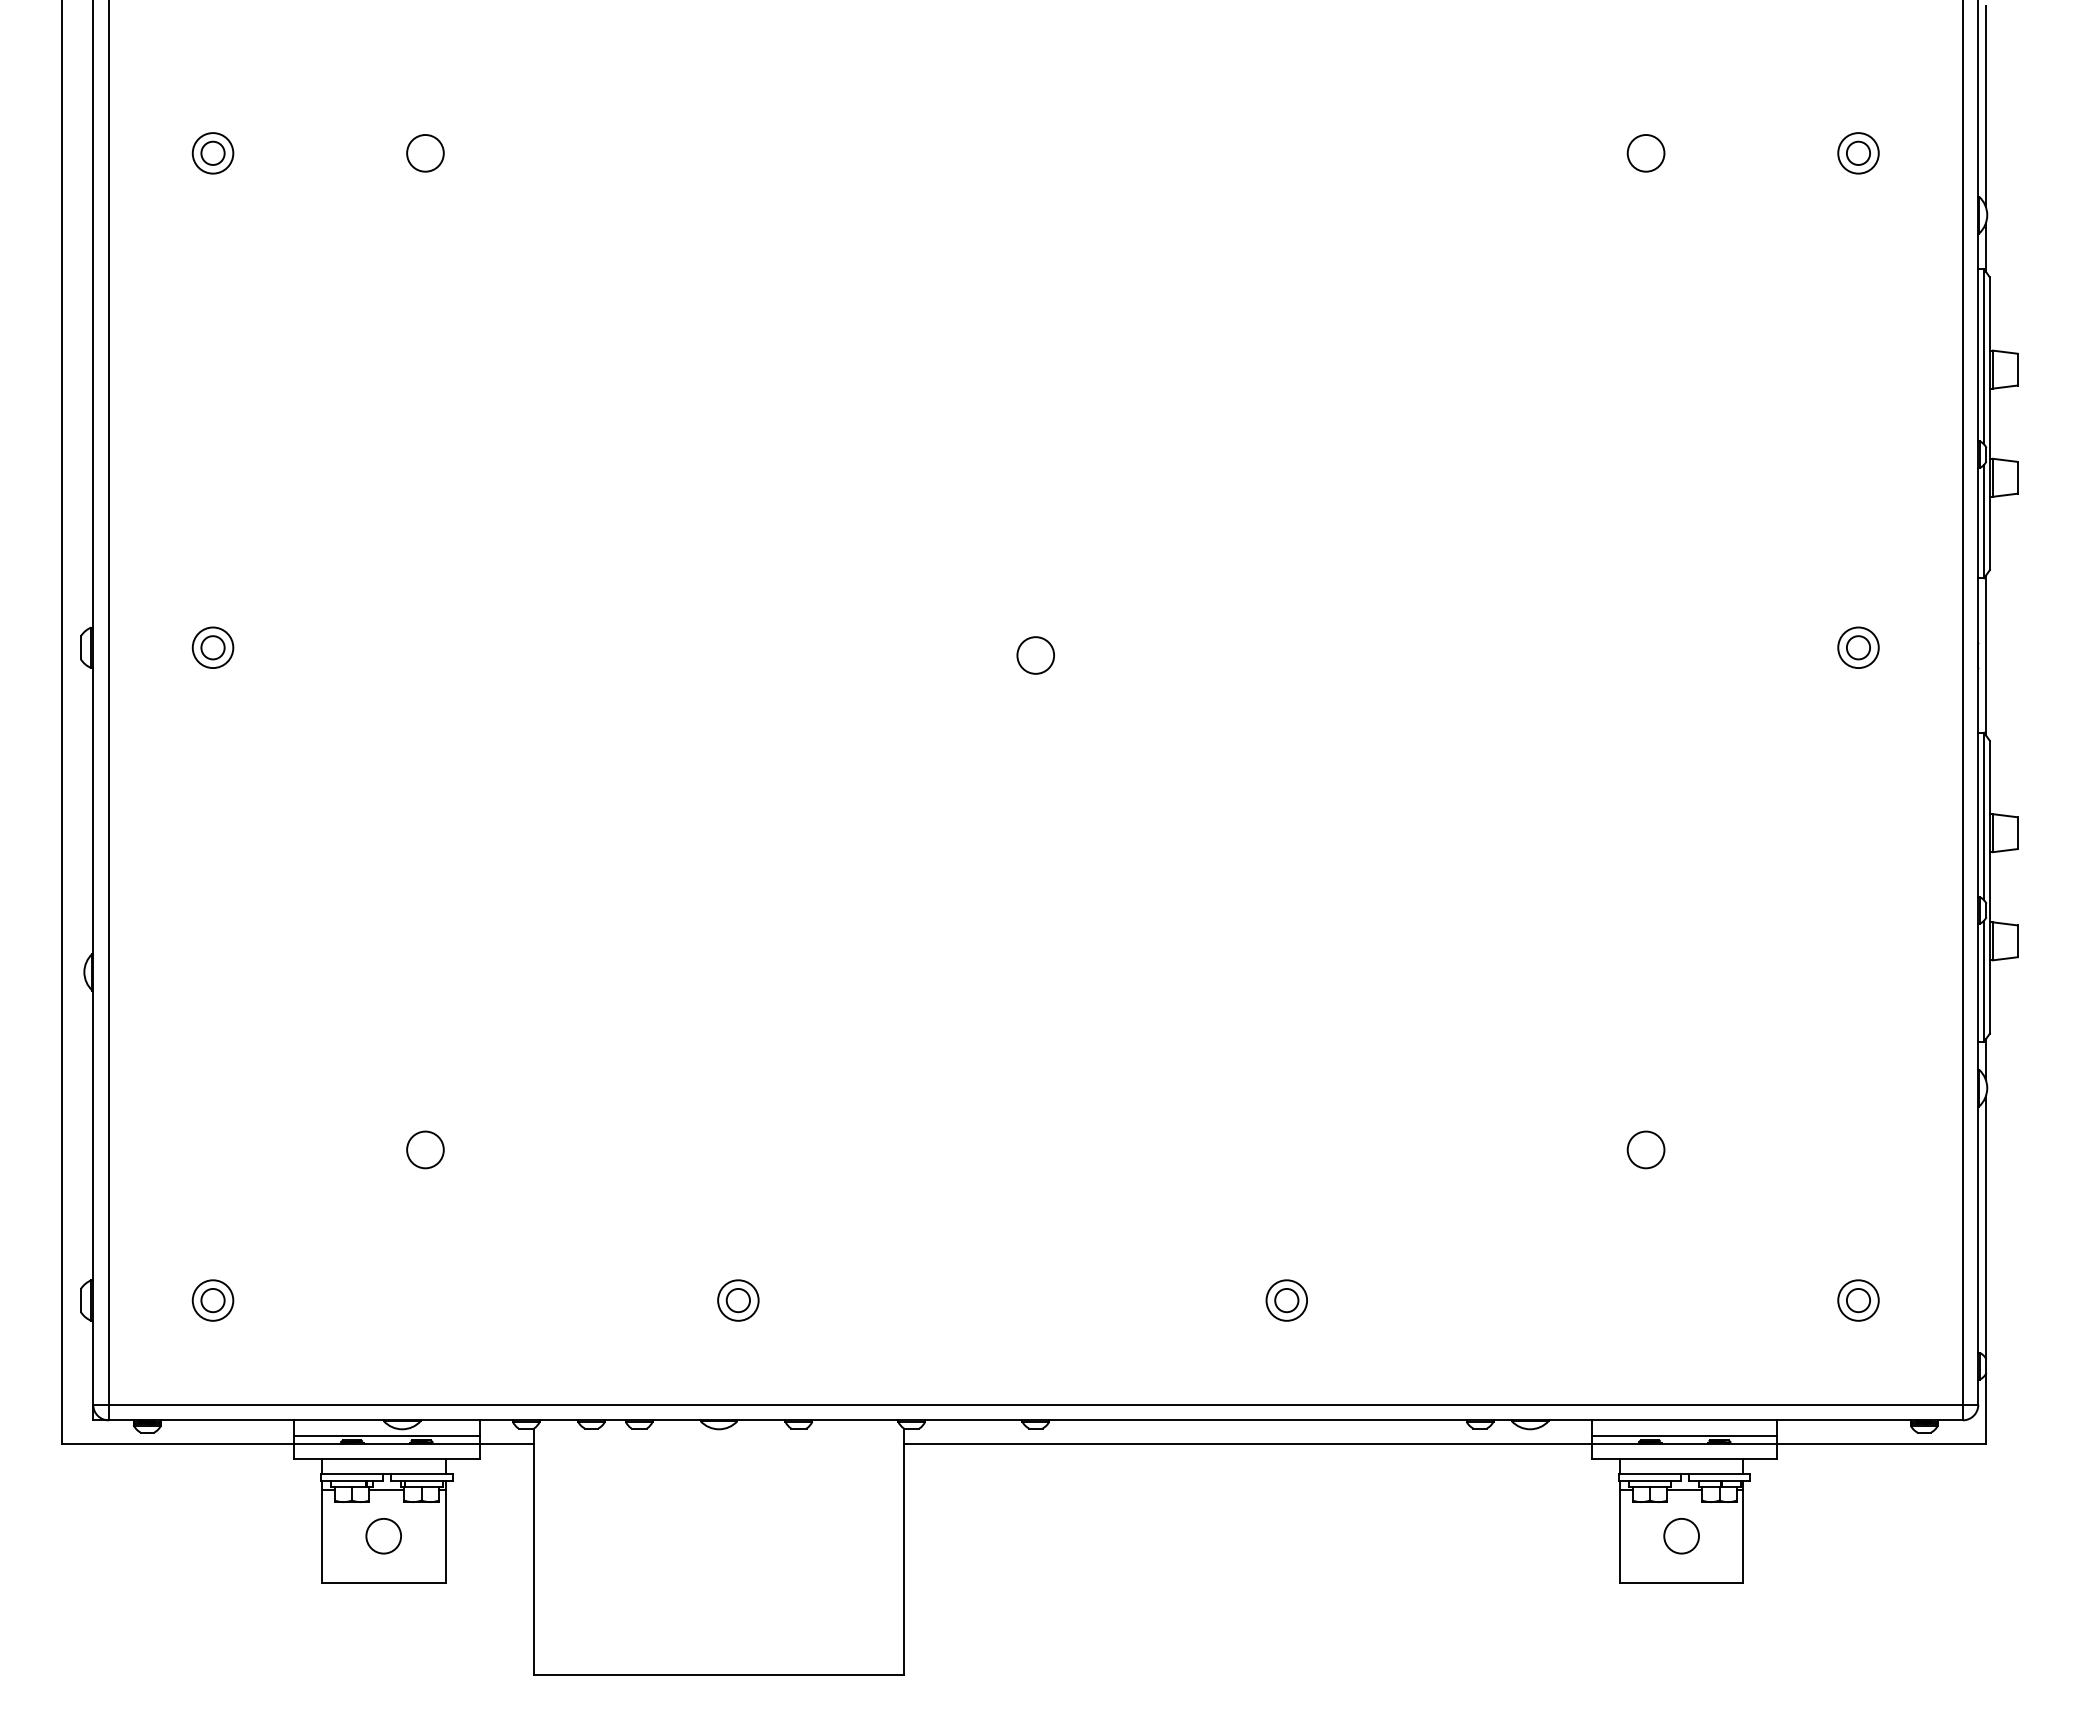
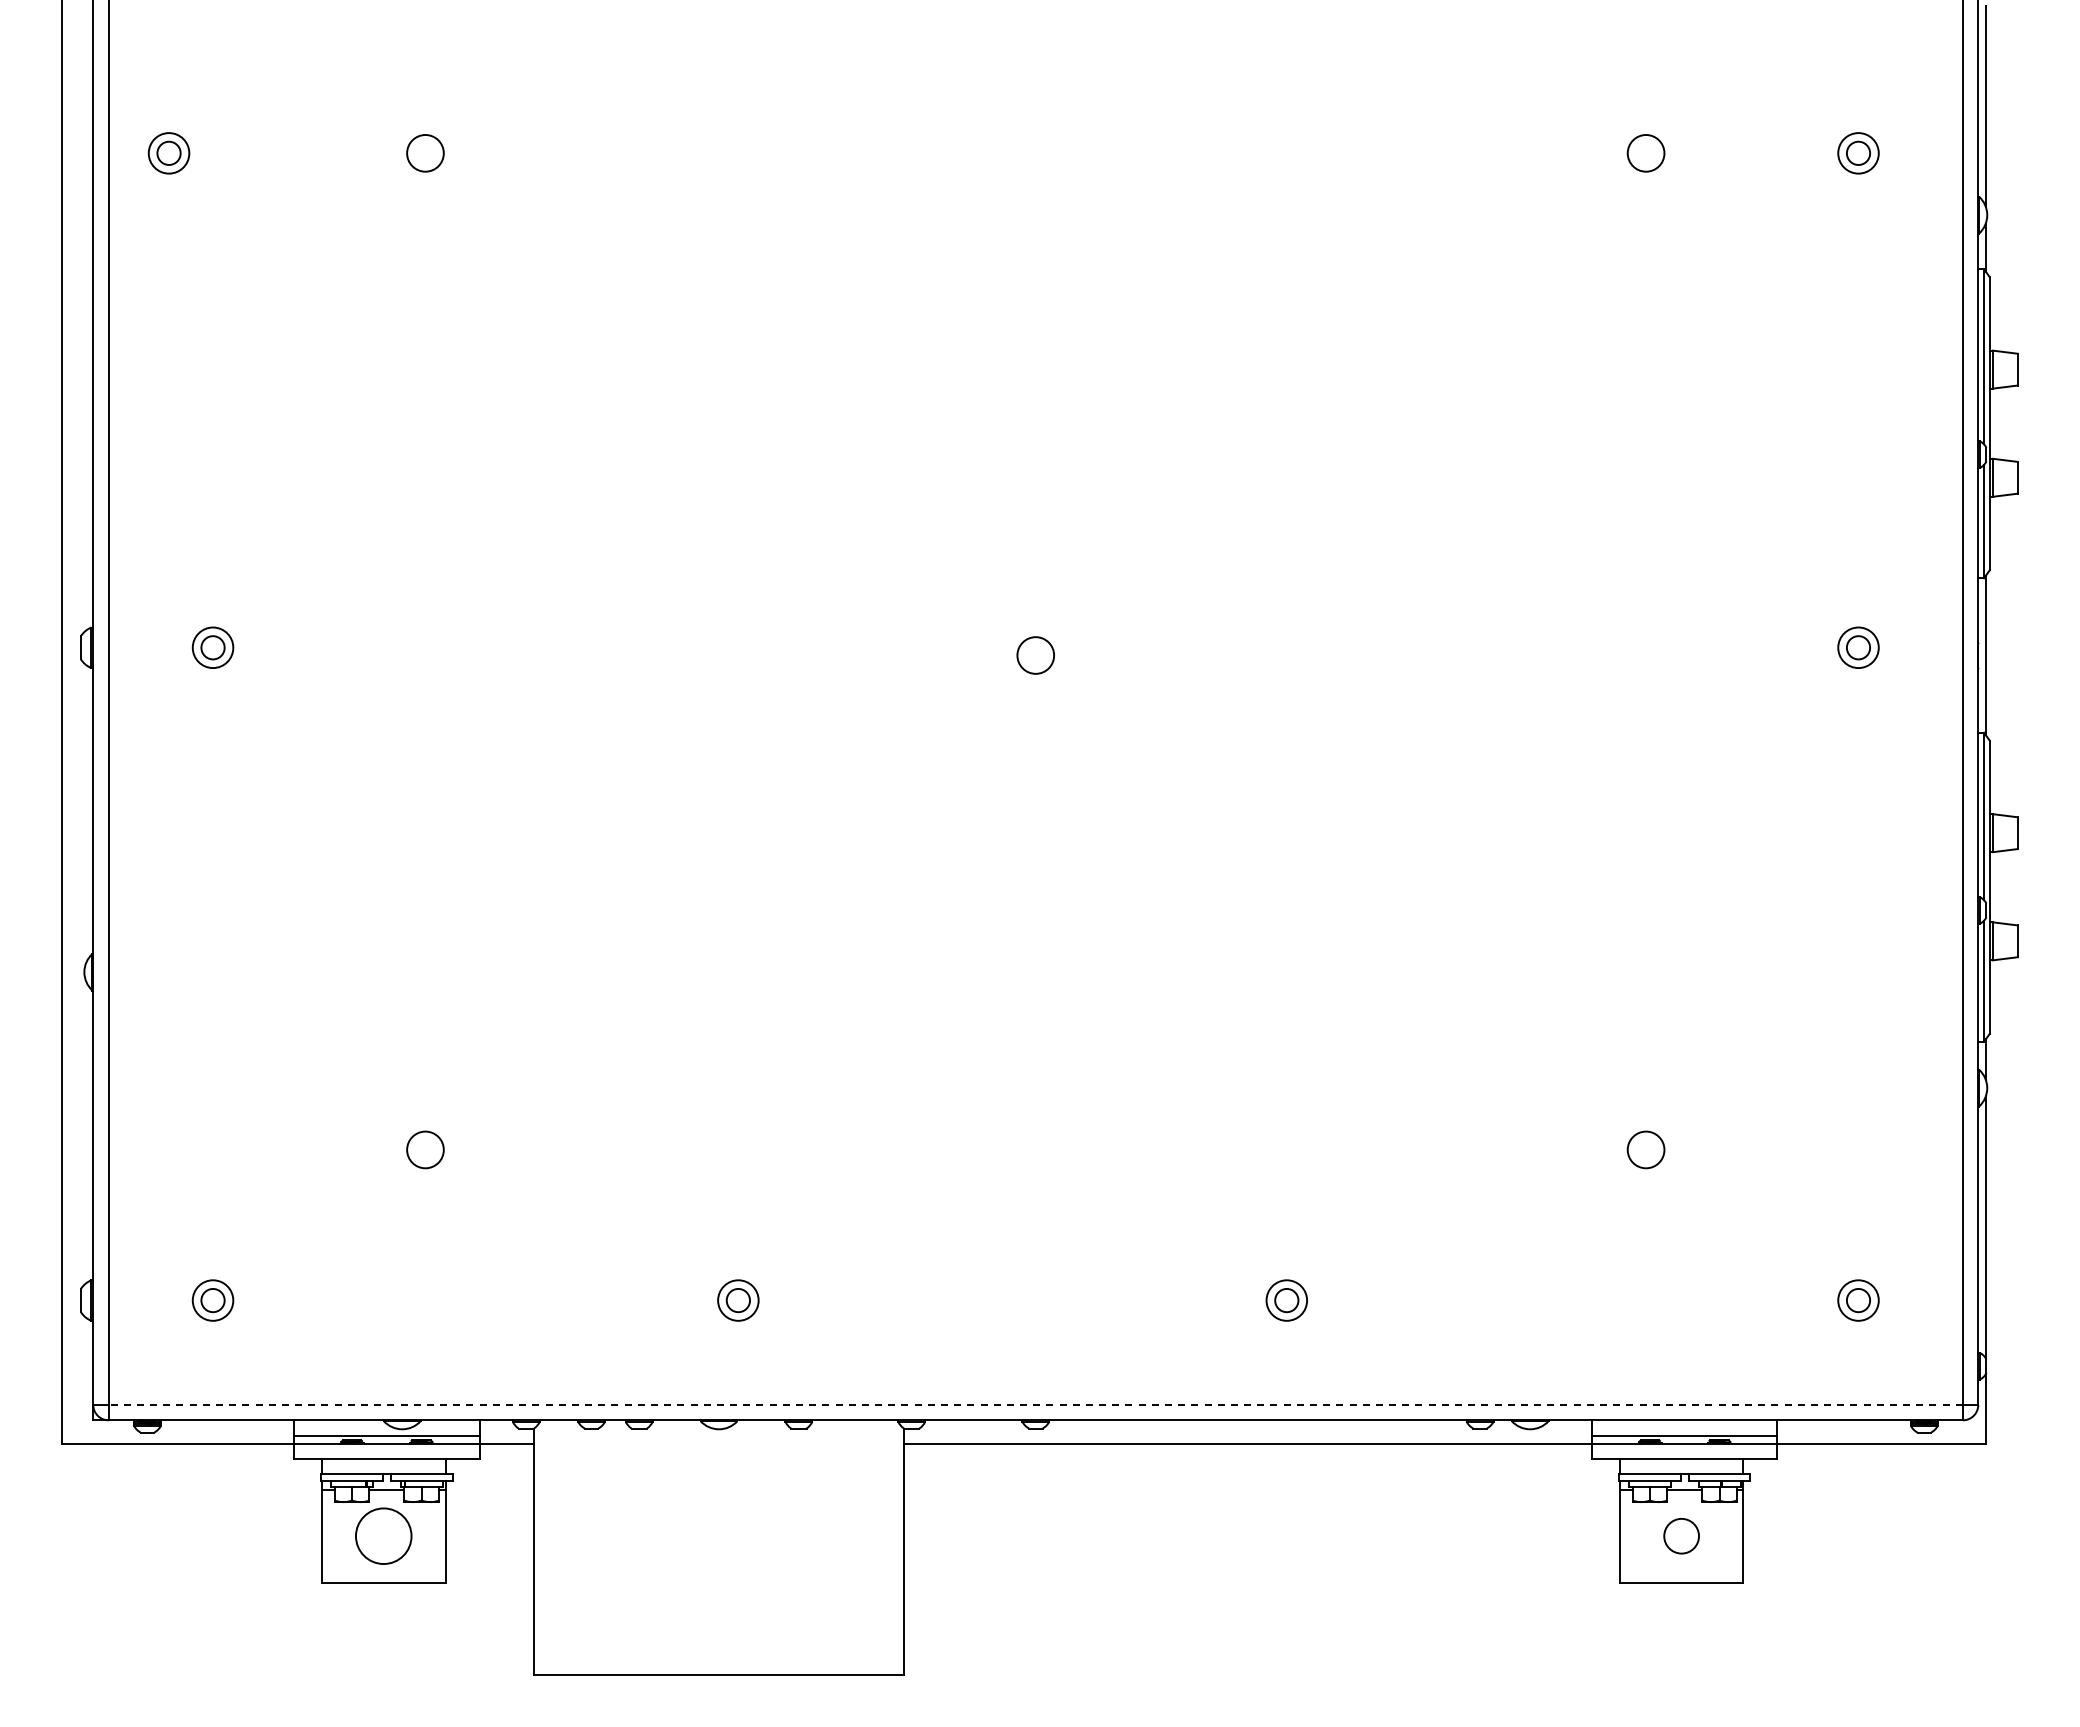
part position: (212, 153) -> (168, 153) (168, 153)
line: solid -> dashed (1035, 1404)
circle diameter: 35 px -> 56 px (383, 1536)
